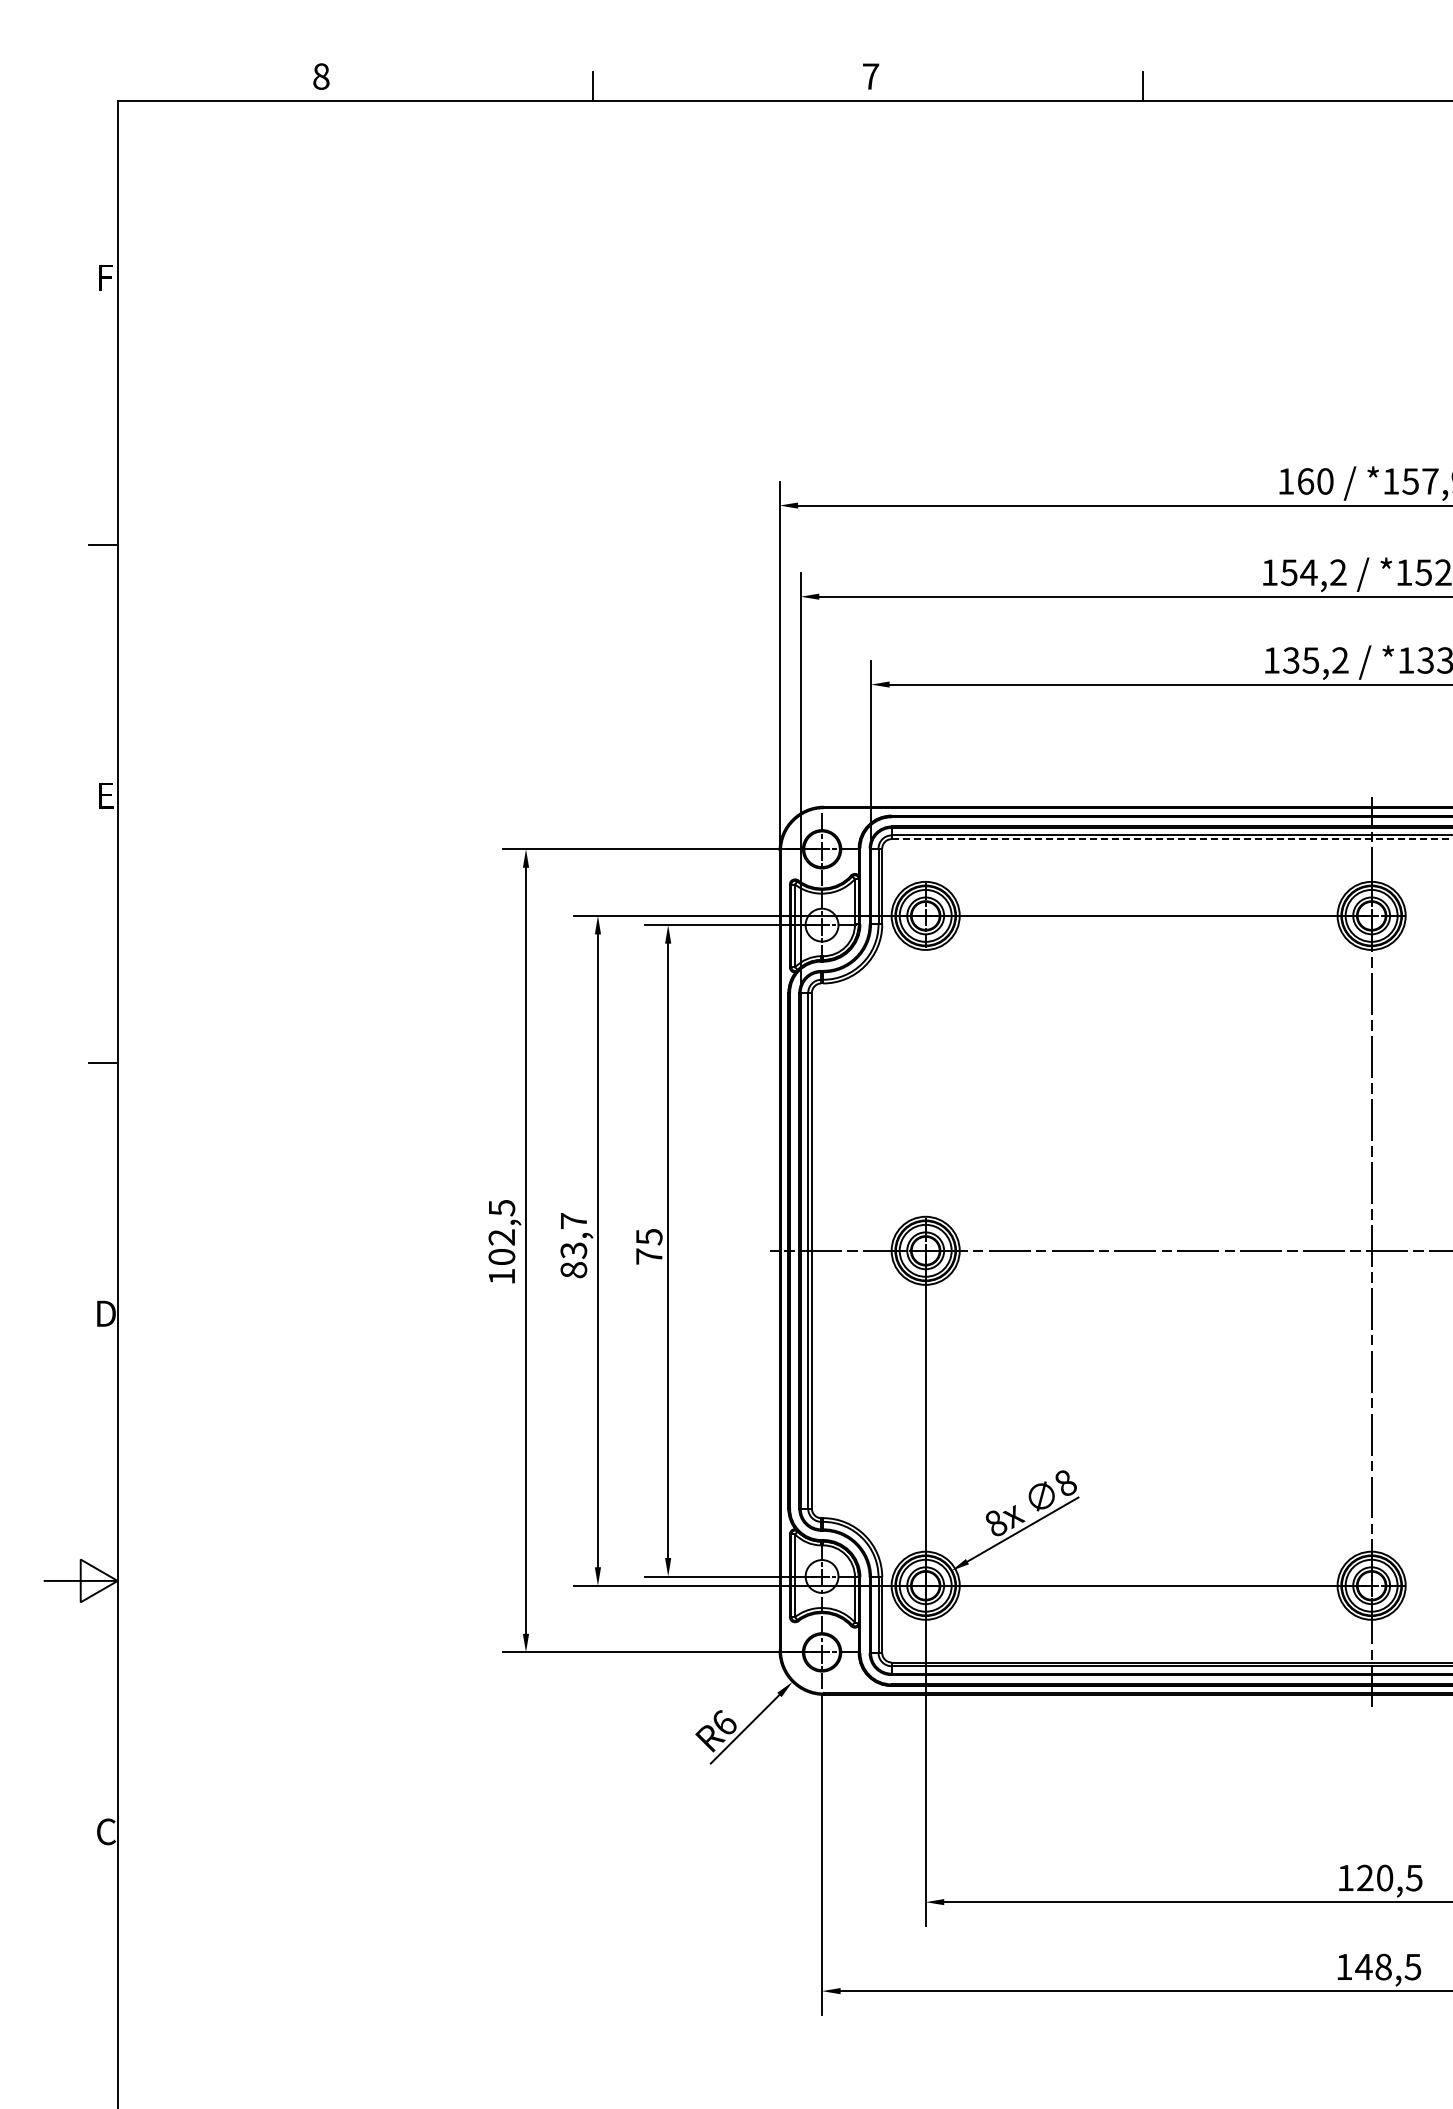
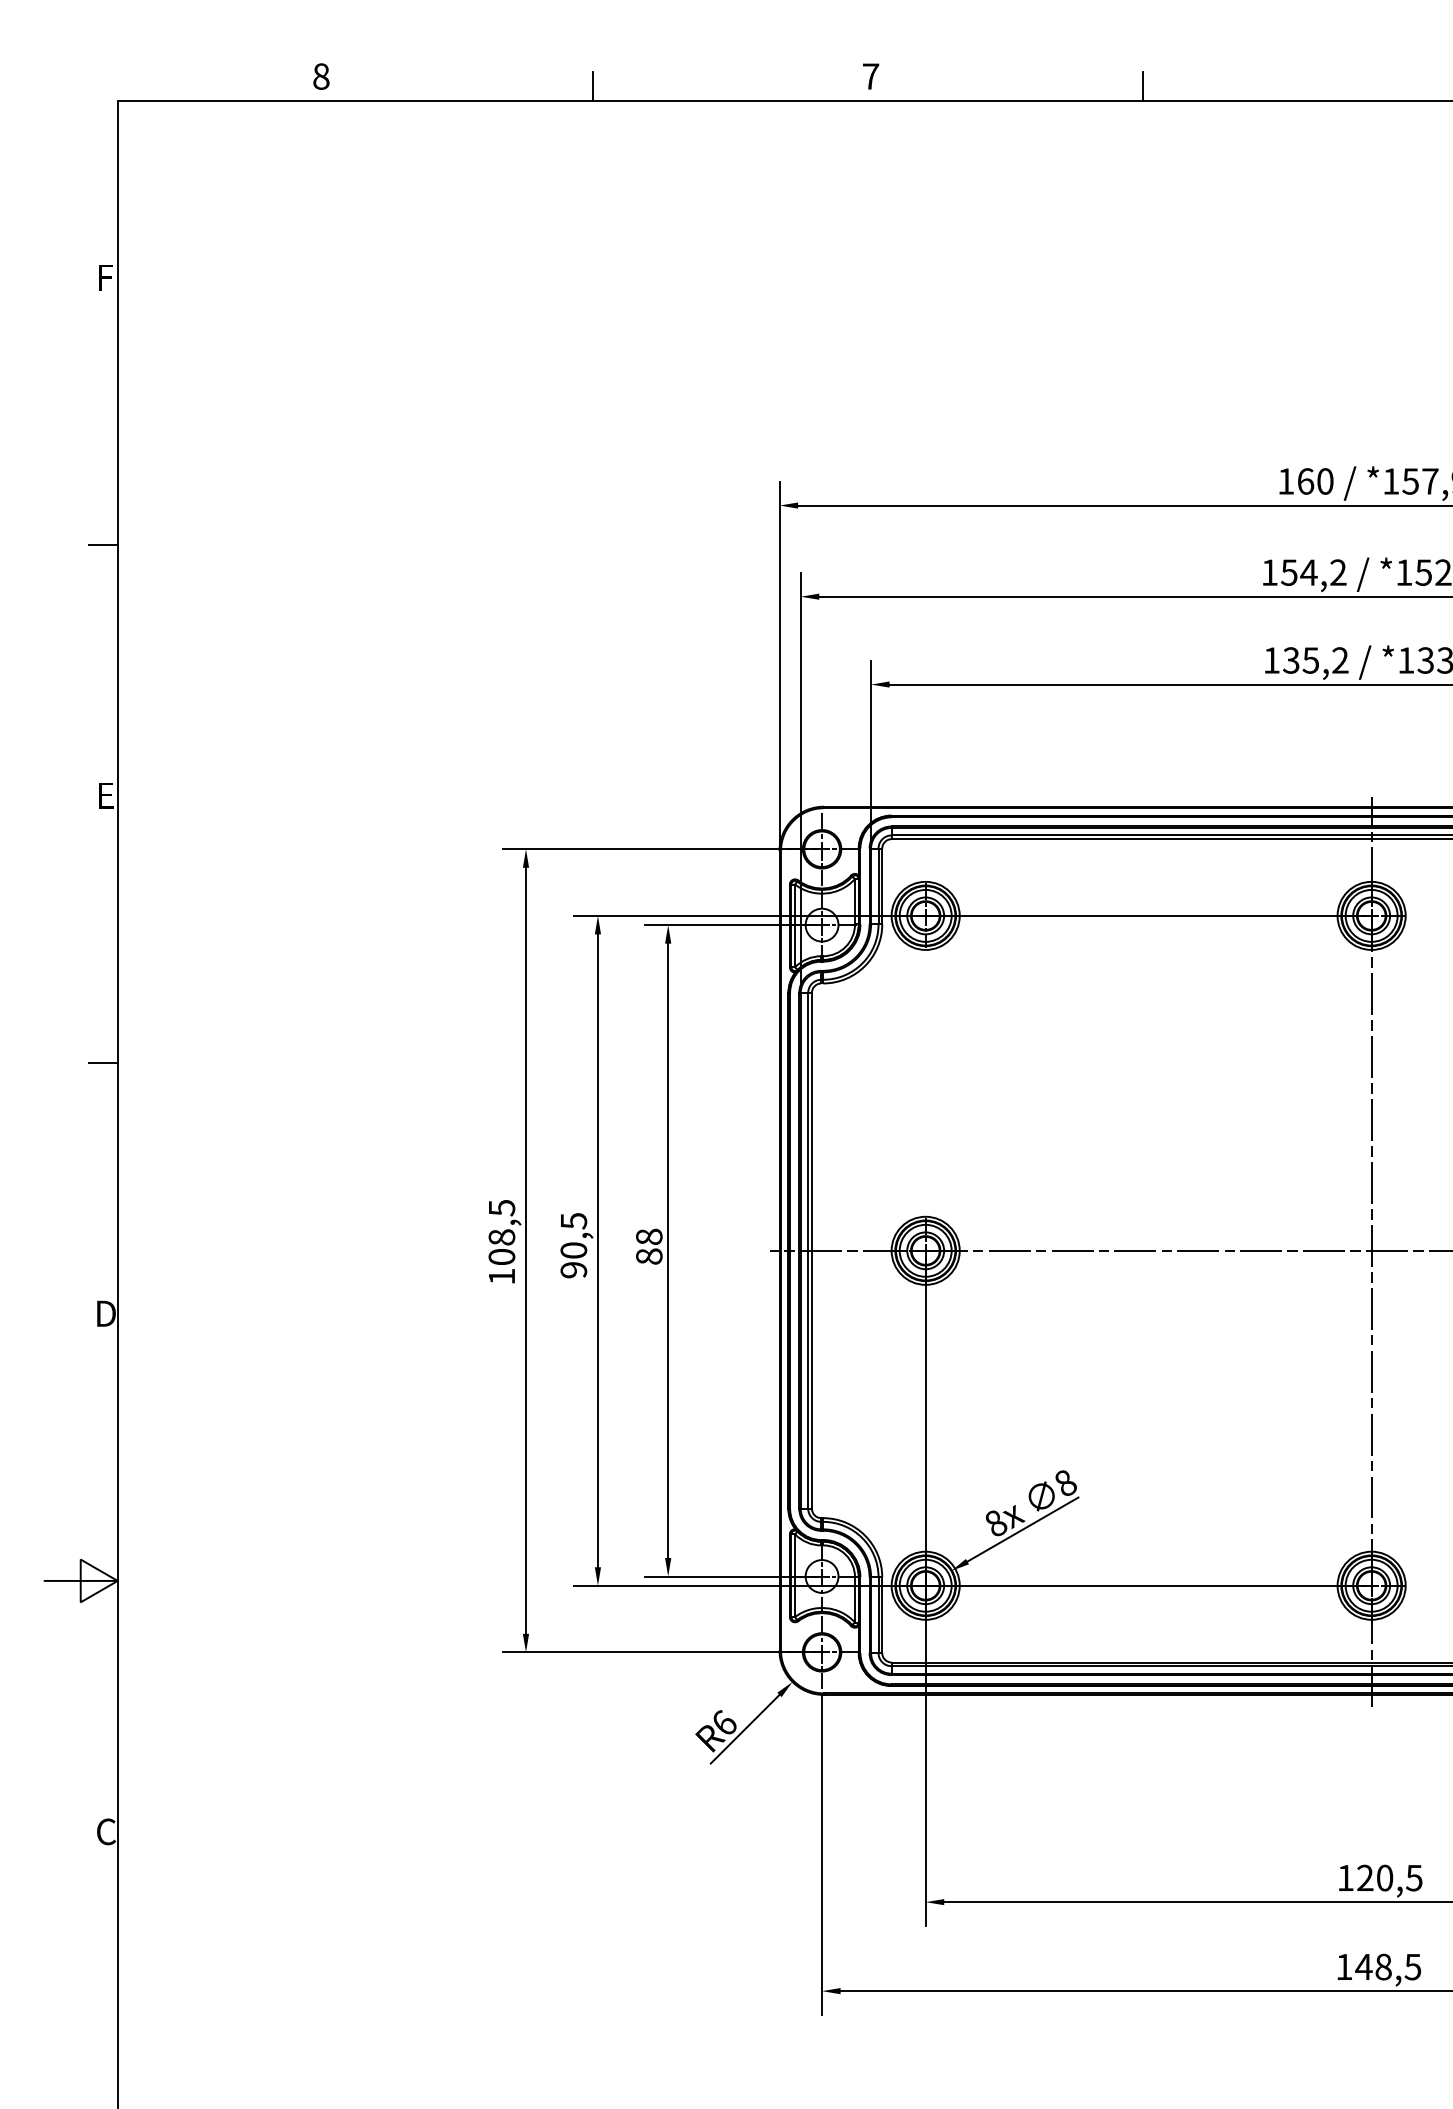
line: dashed -> solid (1172, 839)
text: 102,5 -> 108,5 (501, 1237)
text: 83,7 -> 90,5 (573, 1245)
text: 75 -> 88 (649, 1246)
